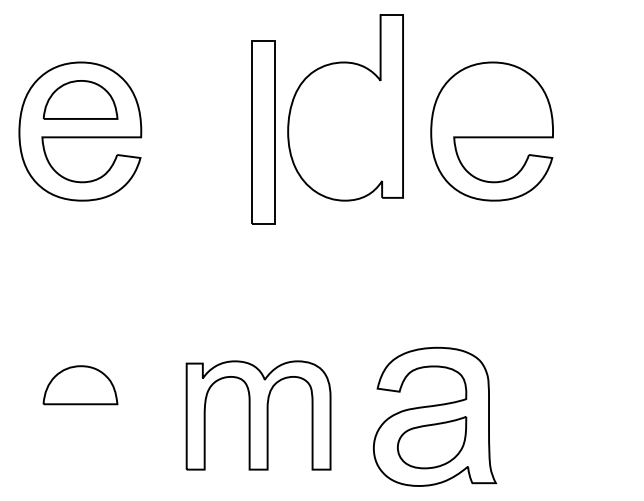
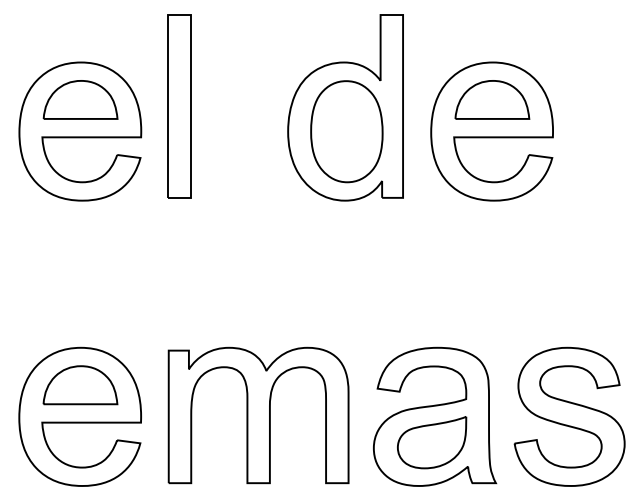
part: none -> present (492, 99)
part: none -> present (346, 131)
part position: (263, 132) -> (179, 106) (179, 106)
part size: 147x111 px -> 183x139 px (258, 415)
part: none -> present (79, 416)
part: none -> present (569, 416)
